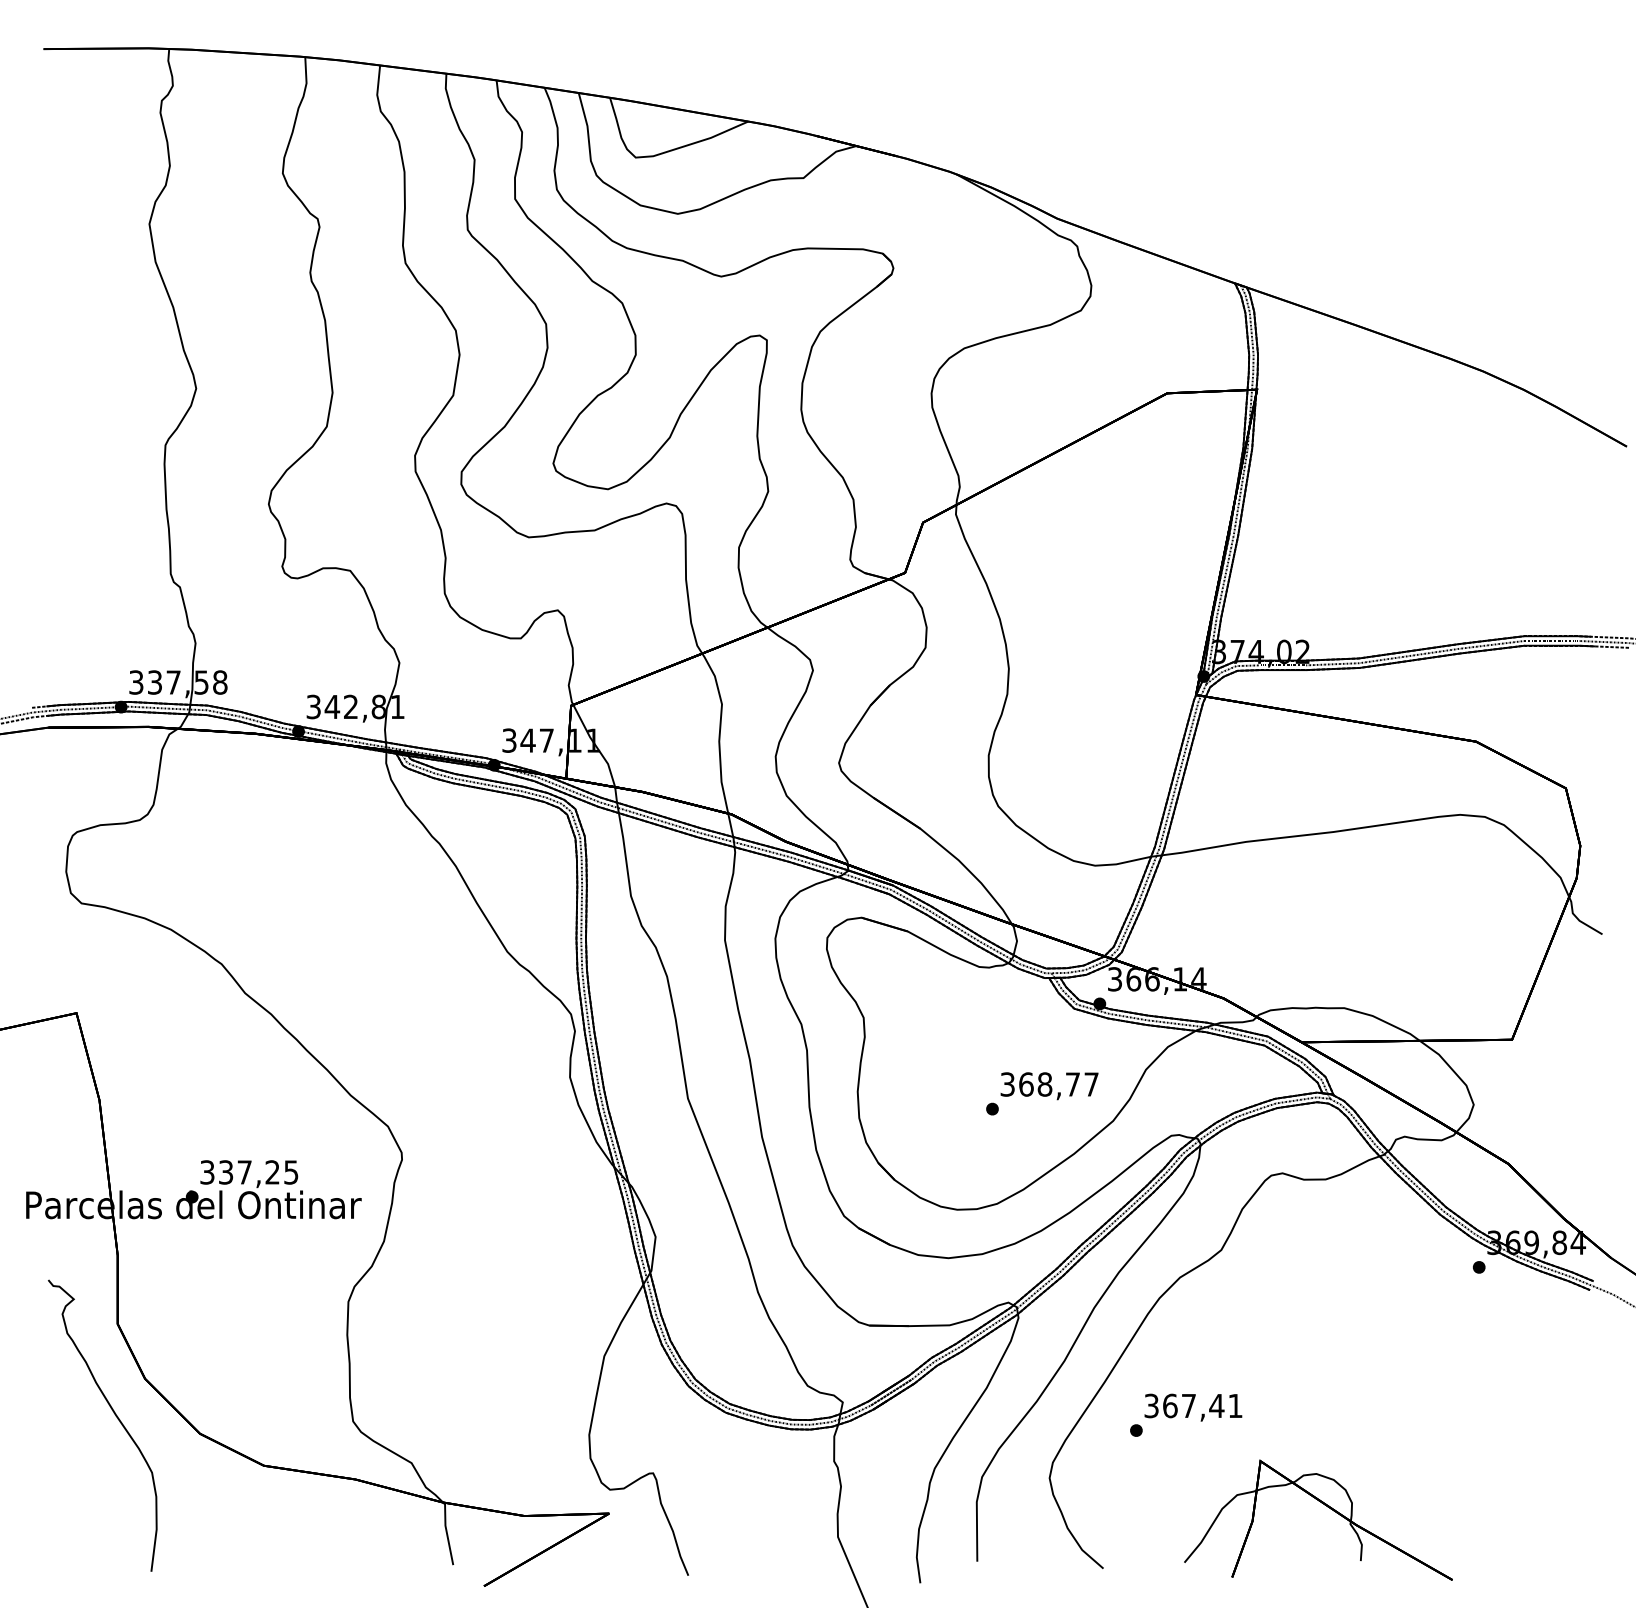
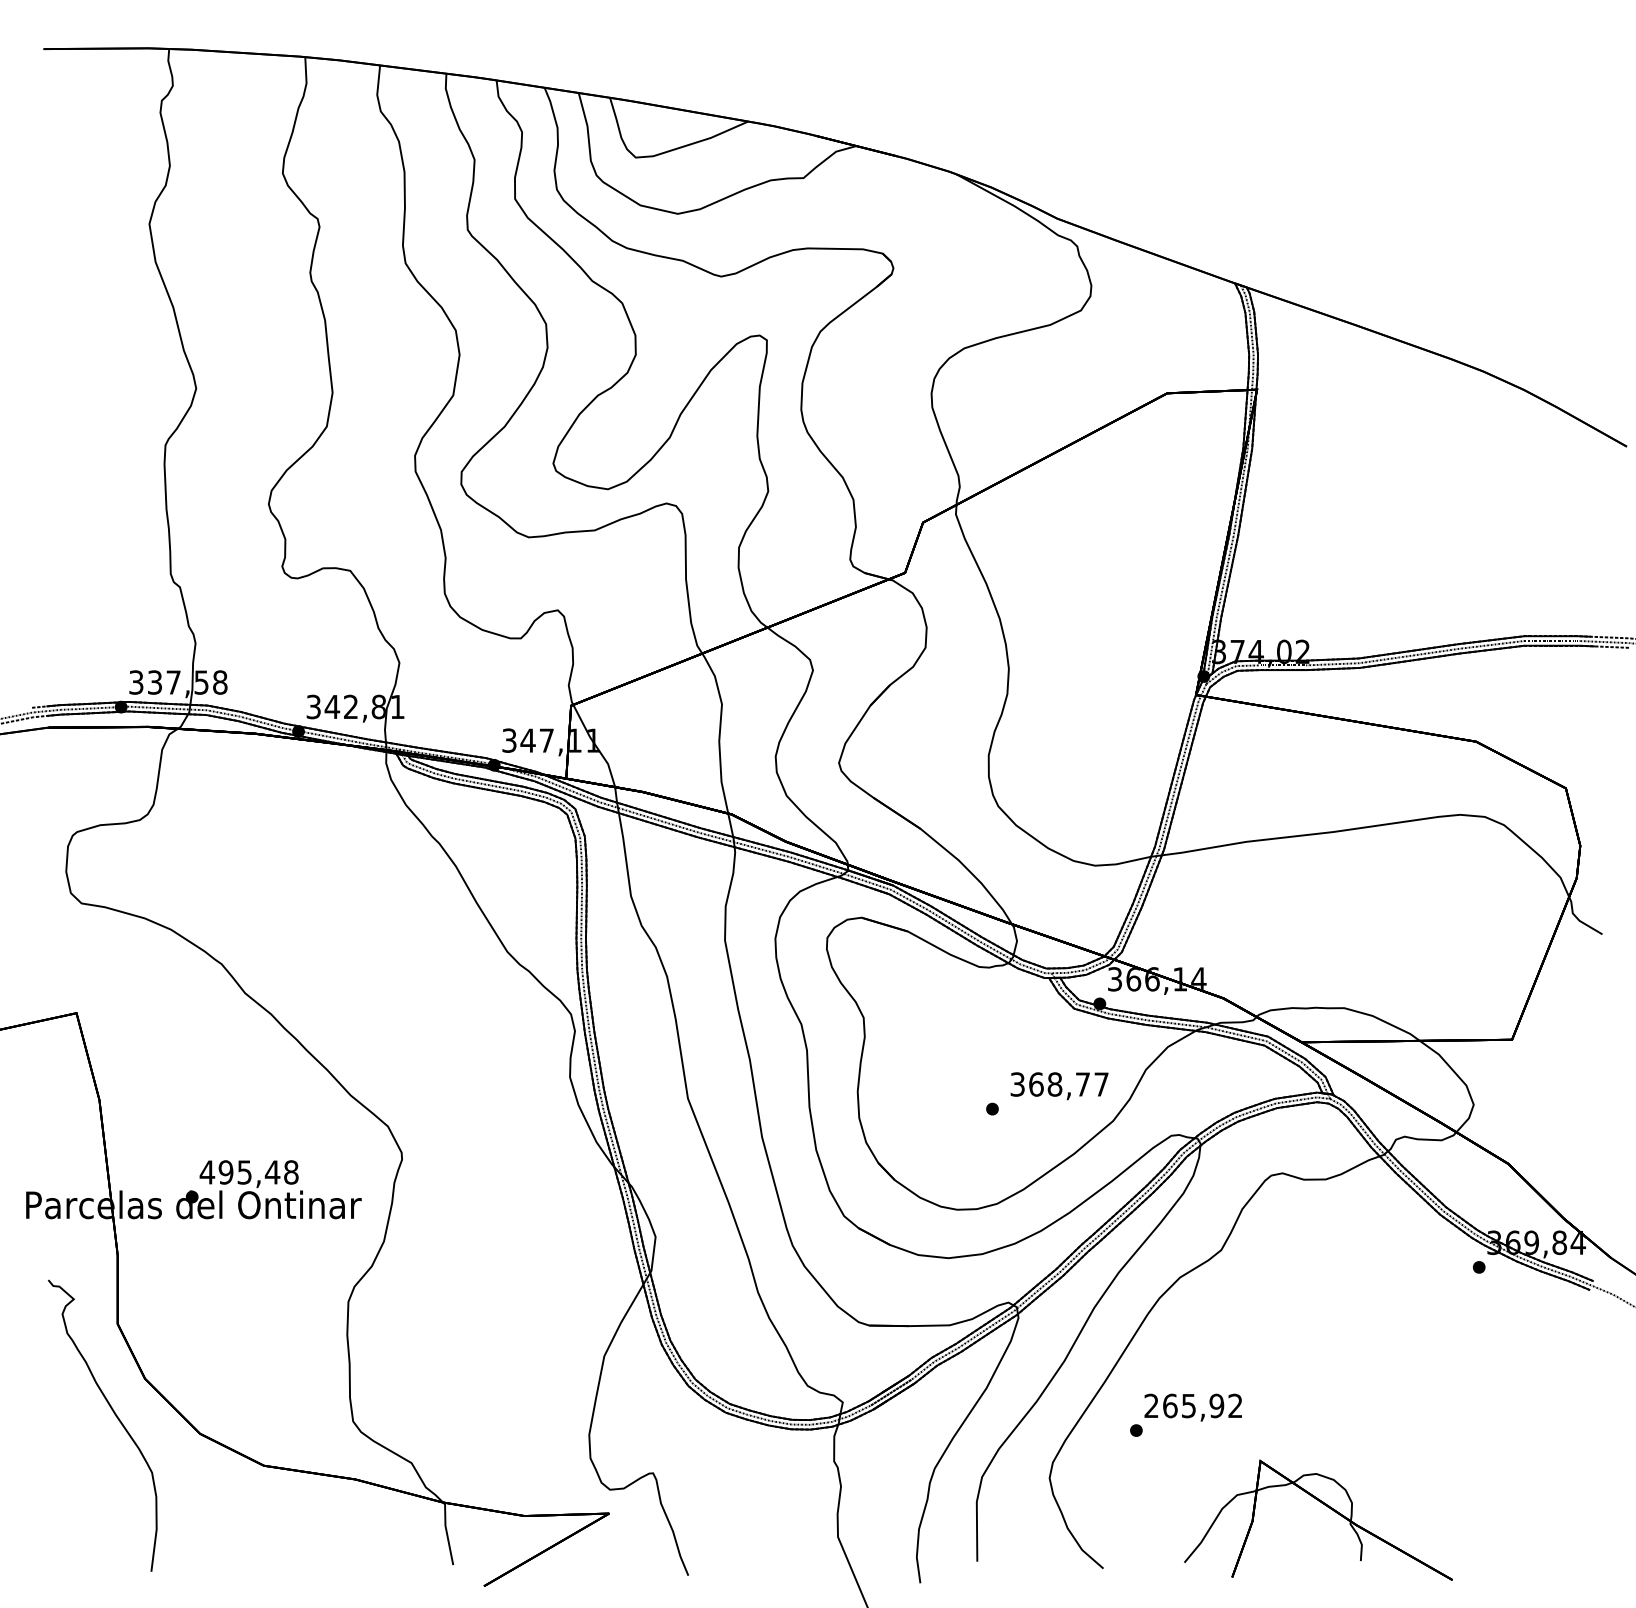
text position: (1049, 1086) -> (1059, 1086) (1059, 1086)
text: 337,25 -> 495,48 (248, 1172)
text: 367,41 -> 265,92 (1193, 1405)
